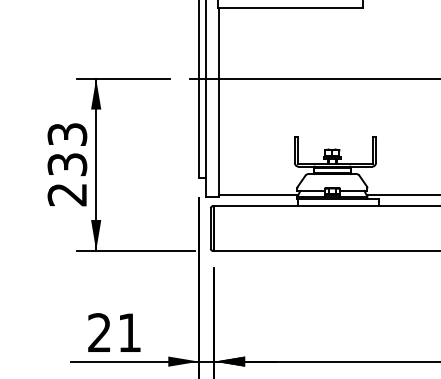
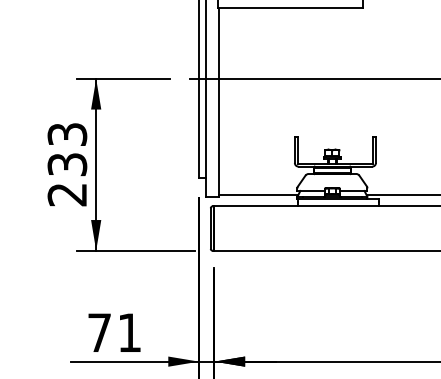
text: 21 -> 71 (99, 332)
